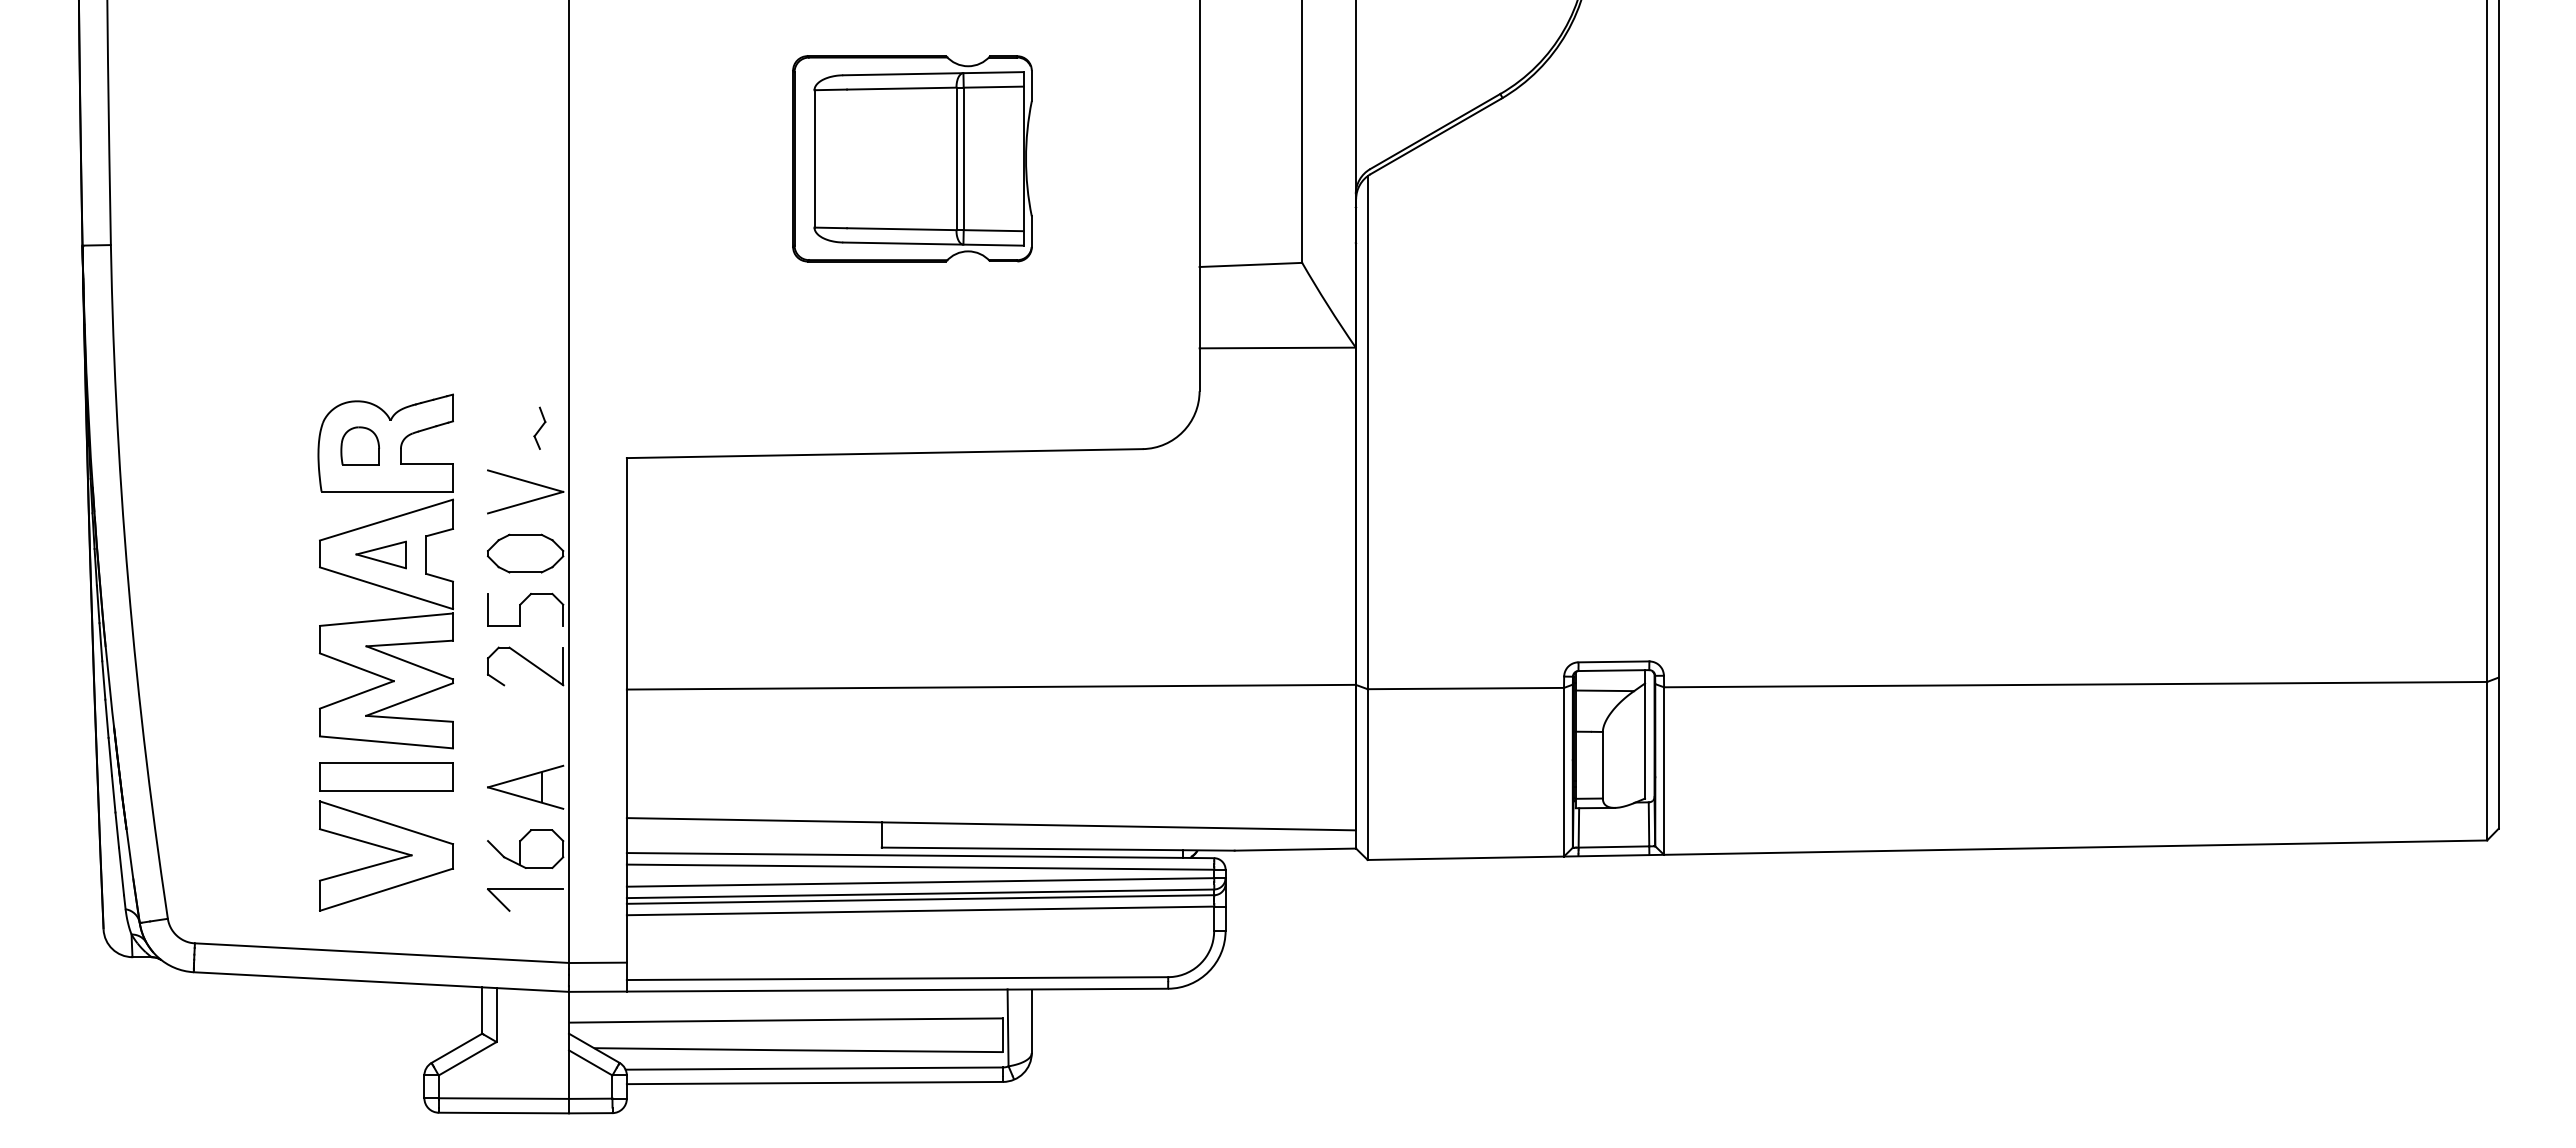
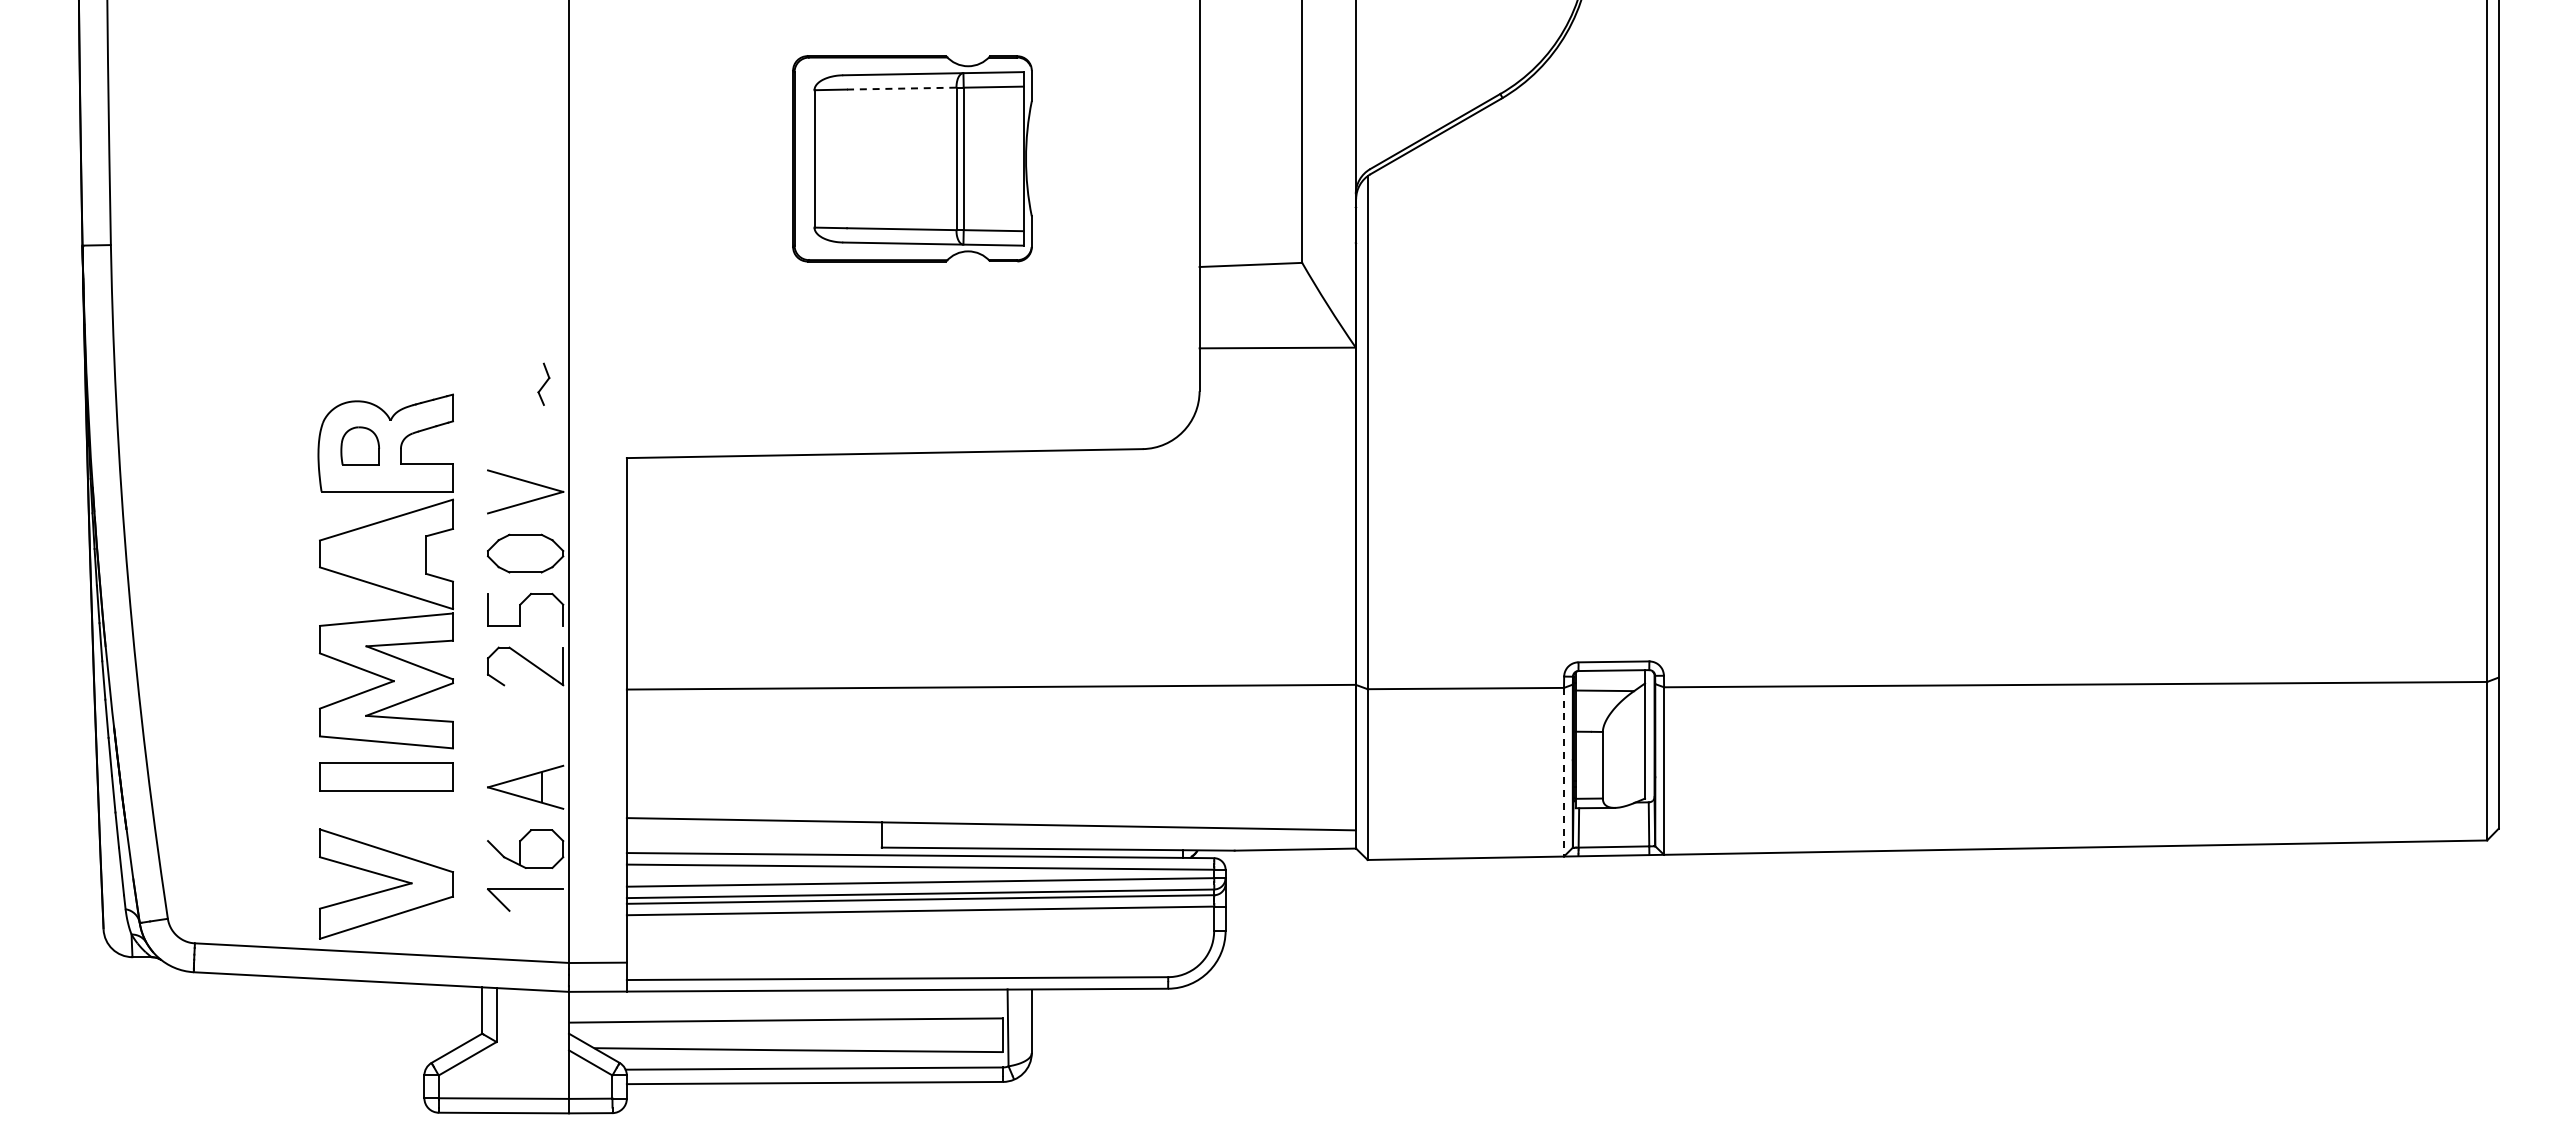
line: solid -> dashed (901, 88)
part position: (539, 427) -> (543, 383) (543, 383)
part: present -> none (380, 554)
line: solid -> dashed (1563, 772)
part position: (386, 855) -> (386, 883) (386, 883)
